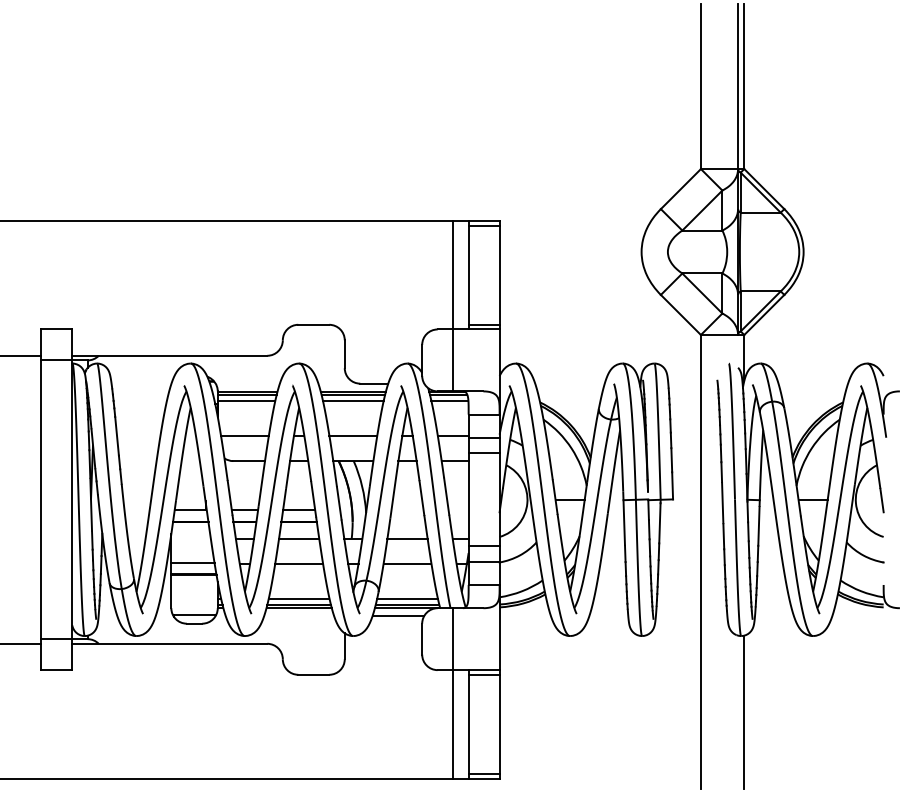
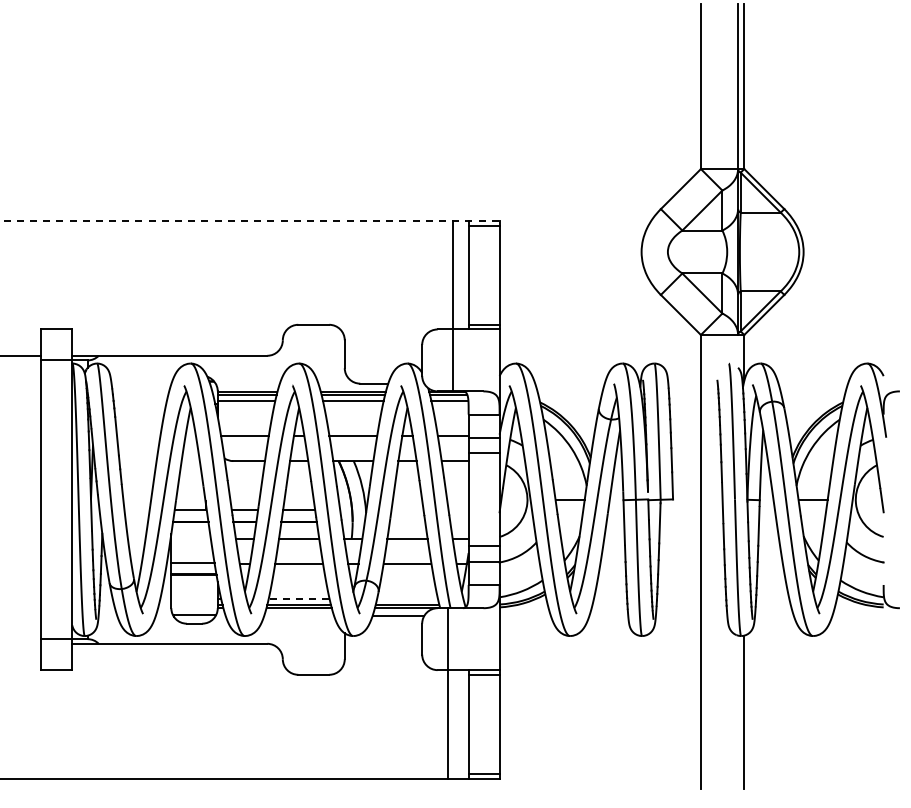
line: solid -> dashed (249, 221)
line: solid -> dashed (298, 598)
line: present -> none (407, 598)
line: present -> none (21, 643)
line position: (453, 693) -> (448, 693) (448, 693)
